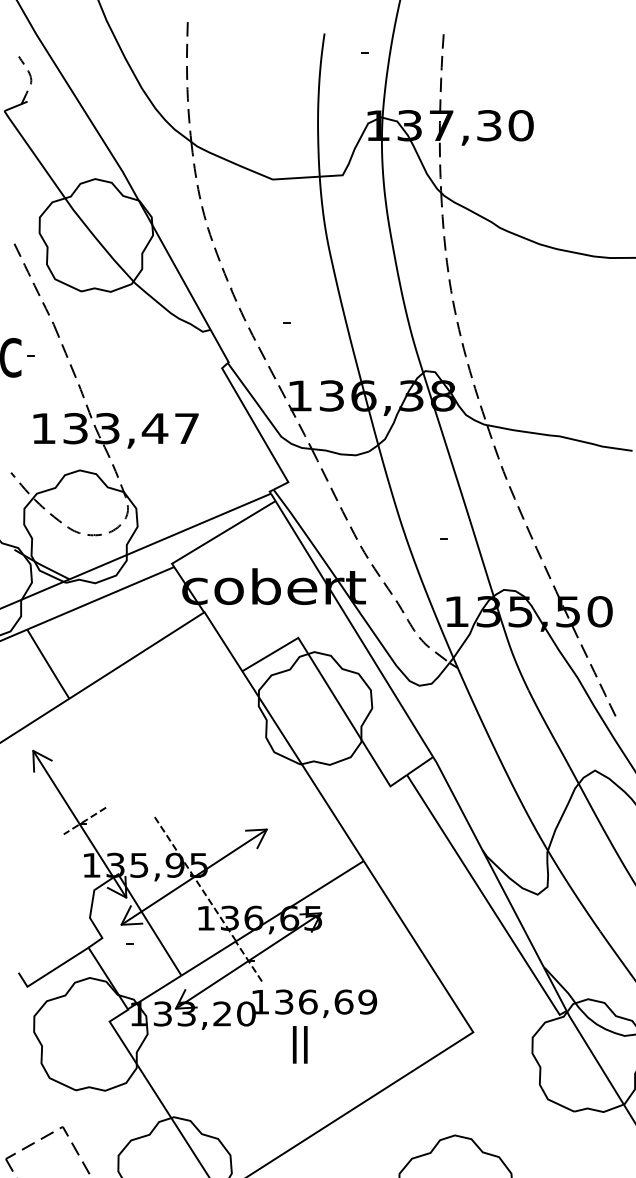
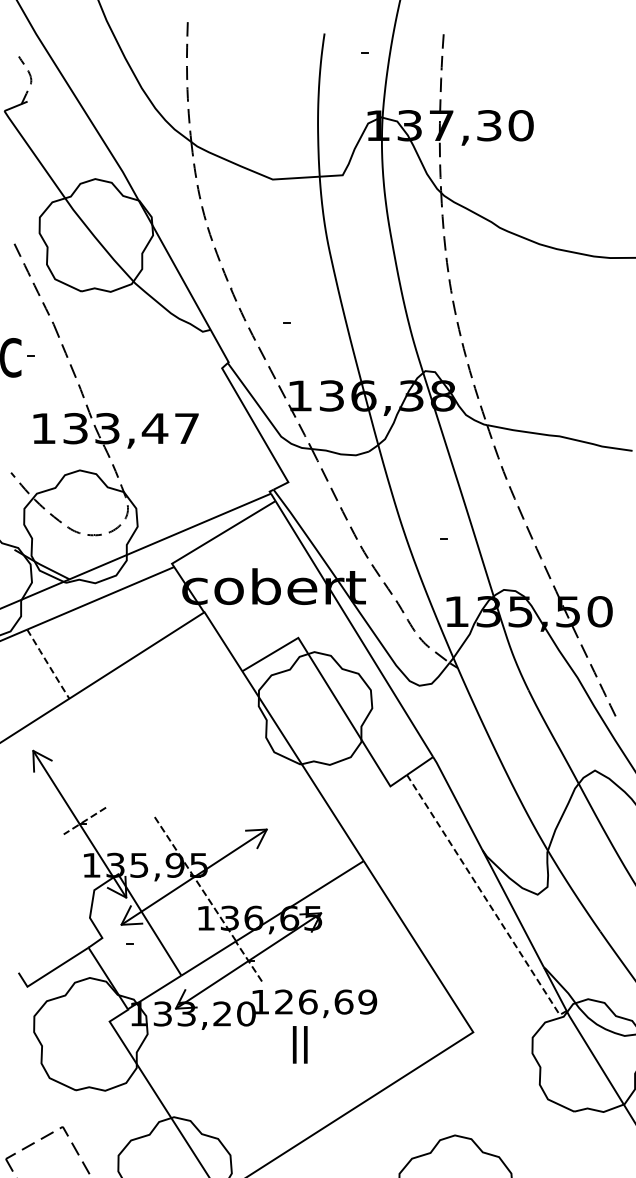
line: solid -> dashed (48, 664)
line: solid -> dashed (485, 898)
text: 136,69 -> 126,69 (284, 1001)
